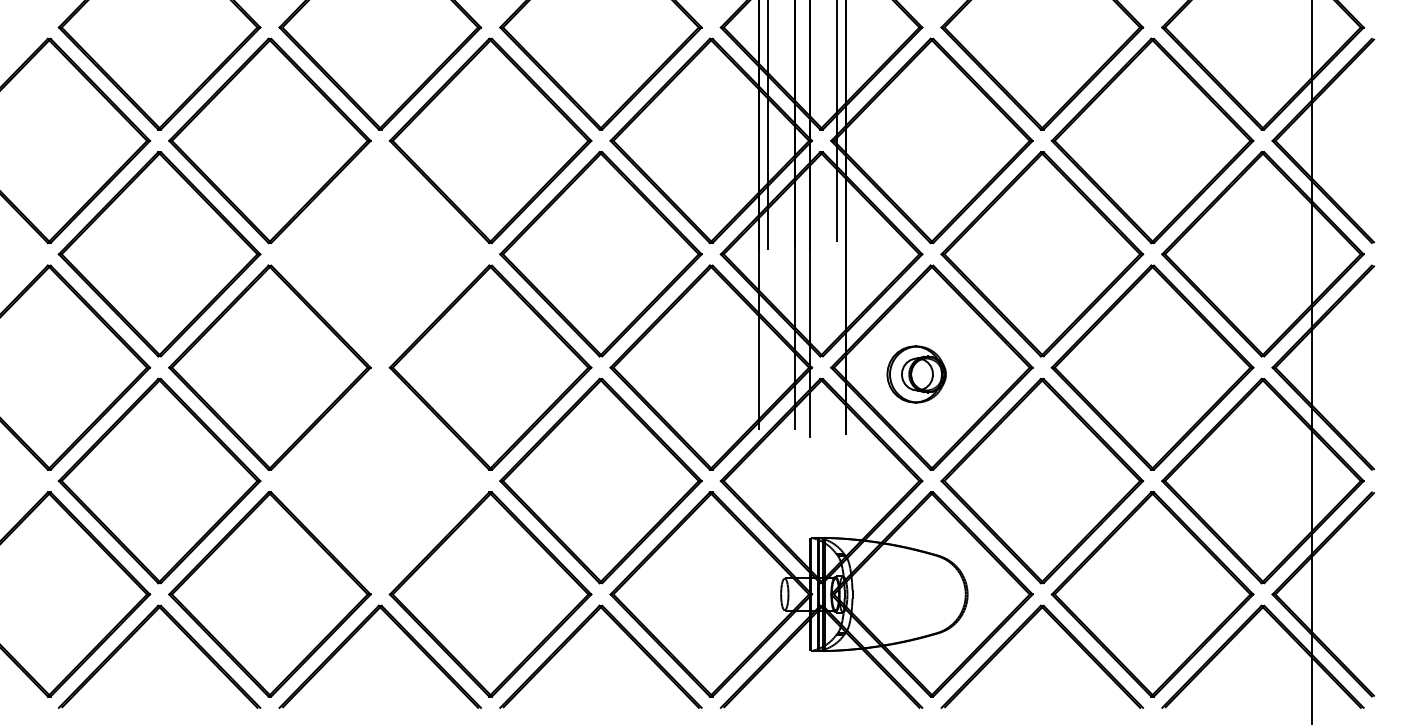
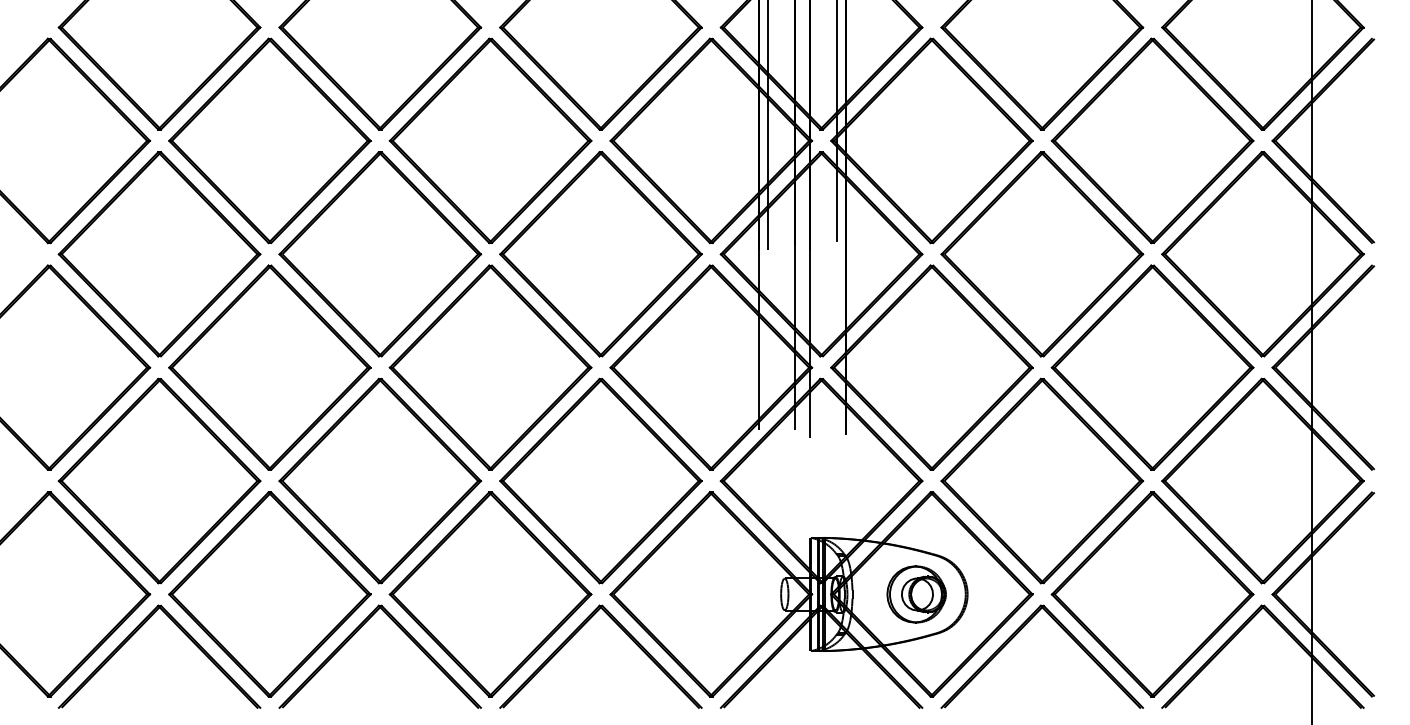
part: none -> present (380, 254)
part position: (916, 374) -> (916, 594) (916, 594)
part: none -> present (380, 480)
